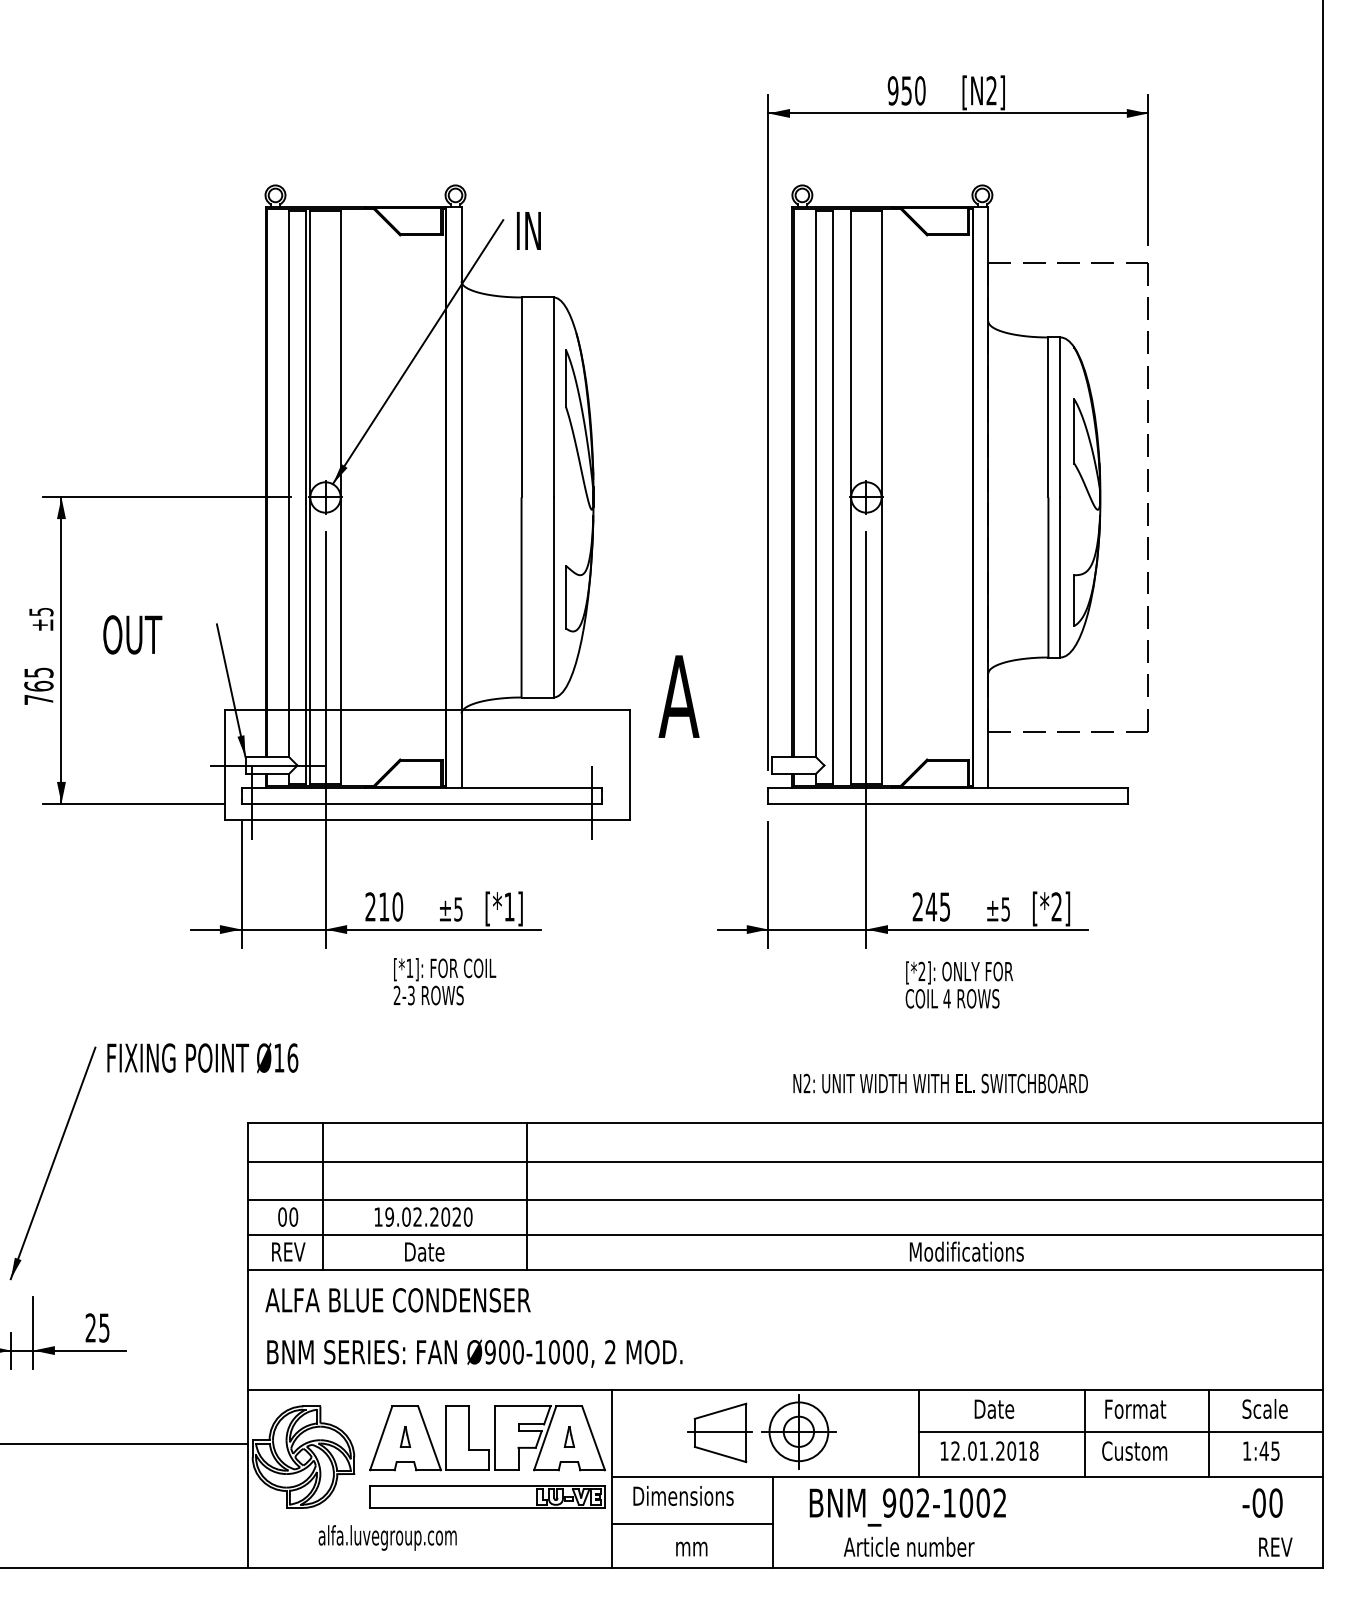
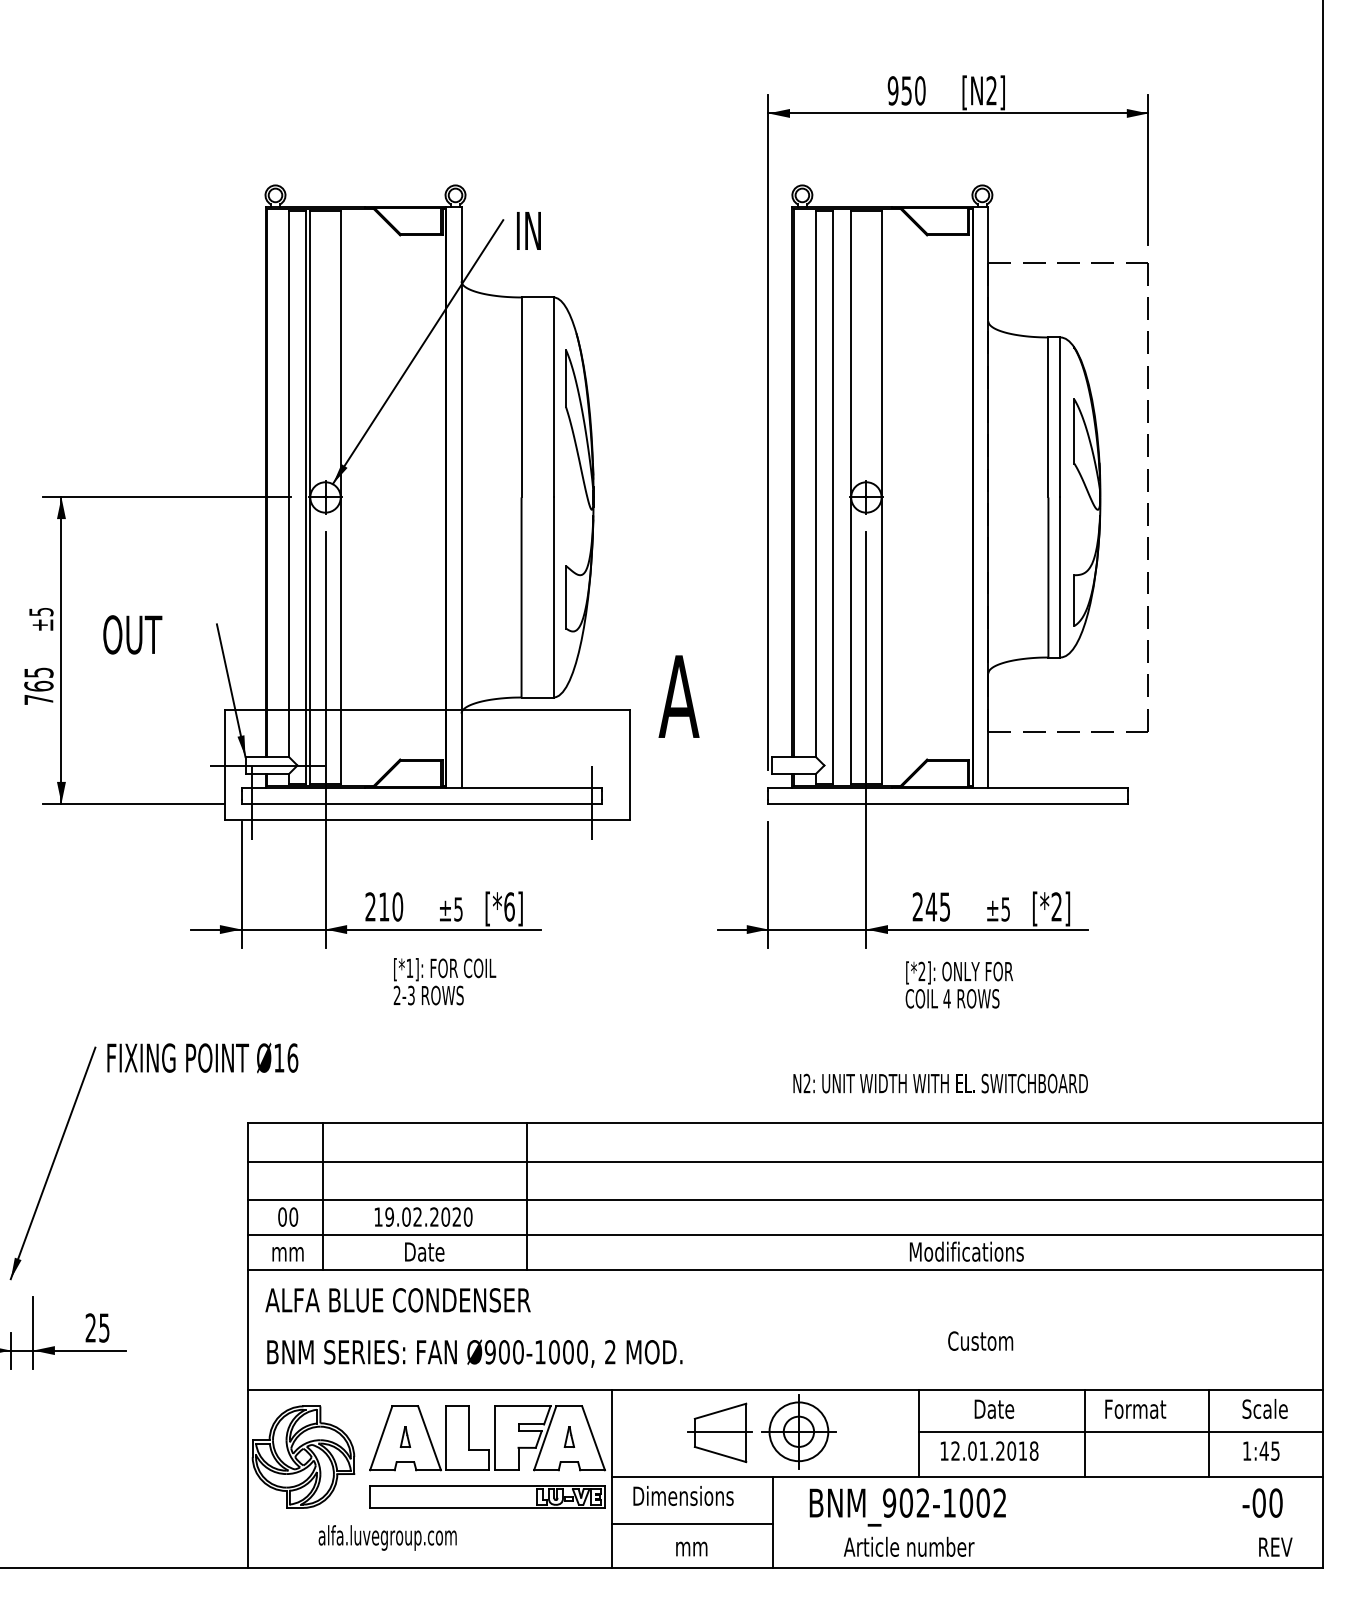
text: [*1] -> [*6] (509, 906)
text: REV -> mm (288, 1251)
line: present -> none (125, 1443)
text position: (1134, 1450) -> (980, 1340) (980, 1340)
